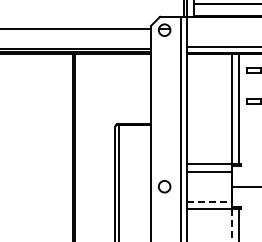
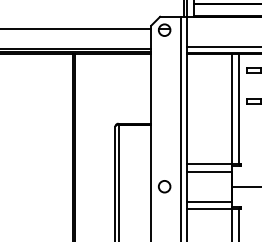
line: dashed -> solid (209, 201)
line: dashed -> solid (231, 225)
